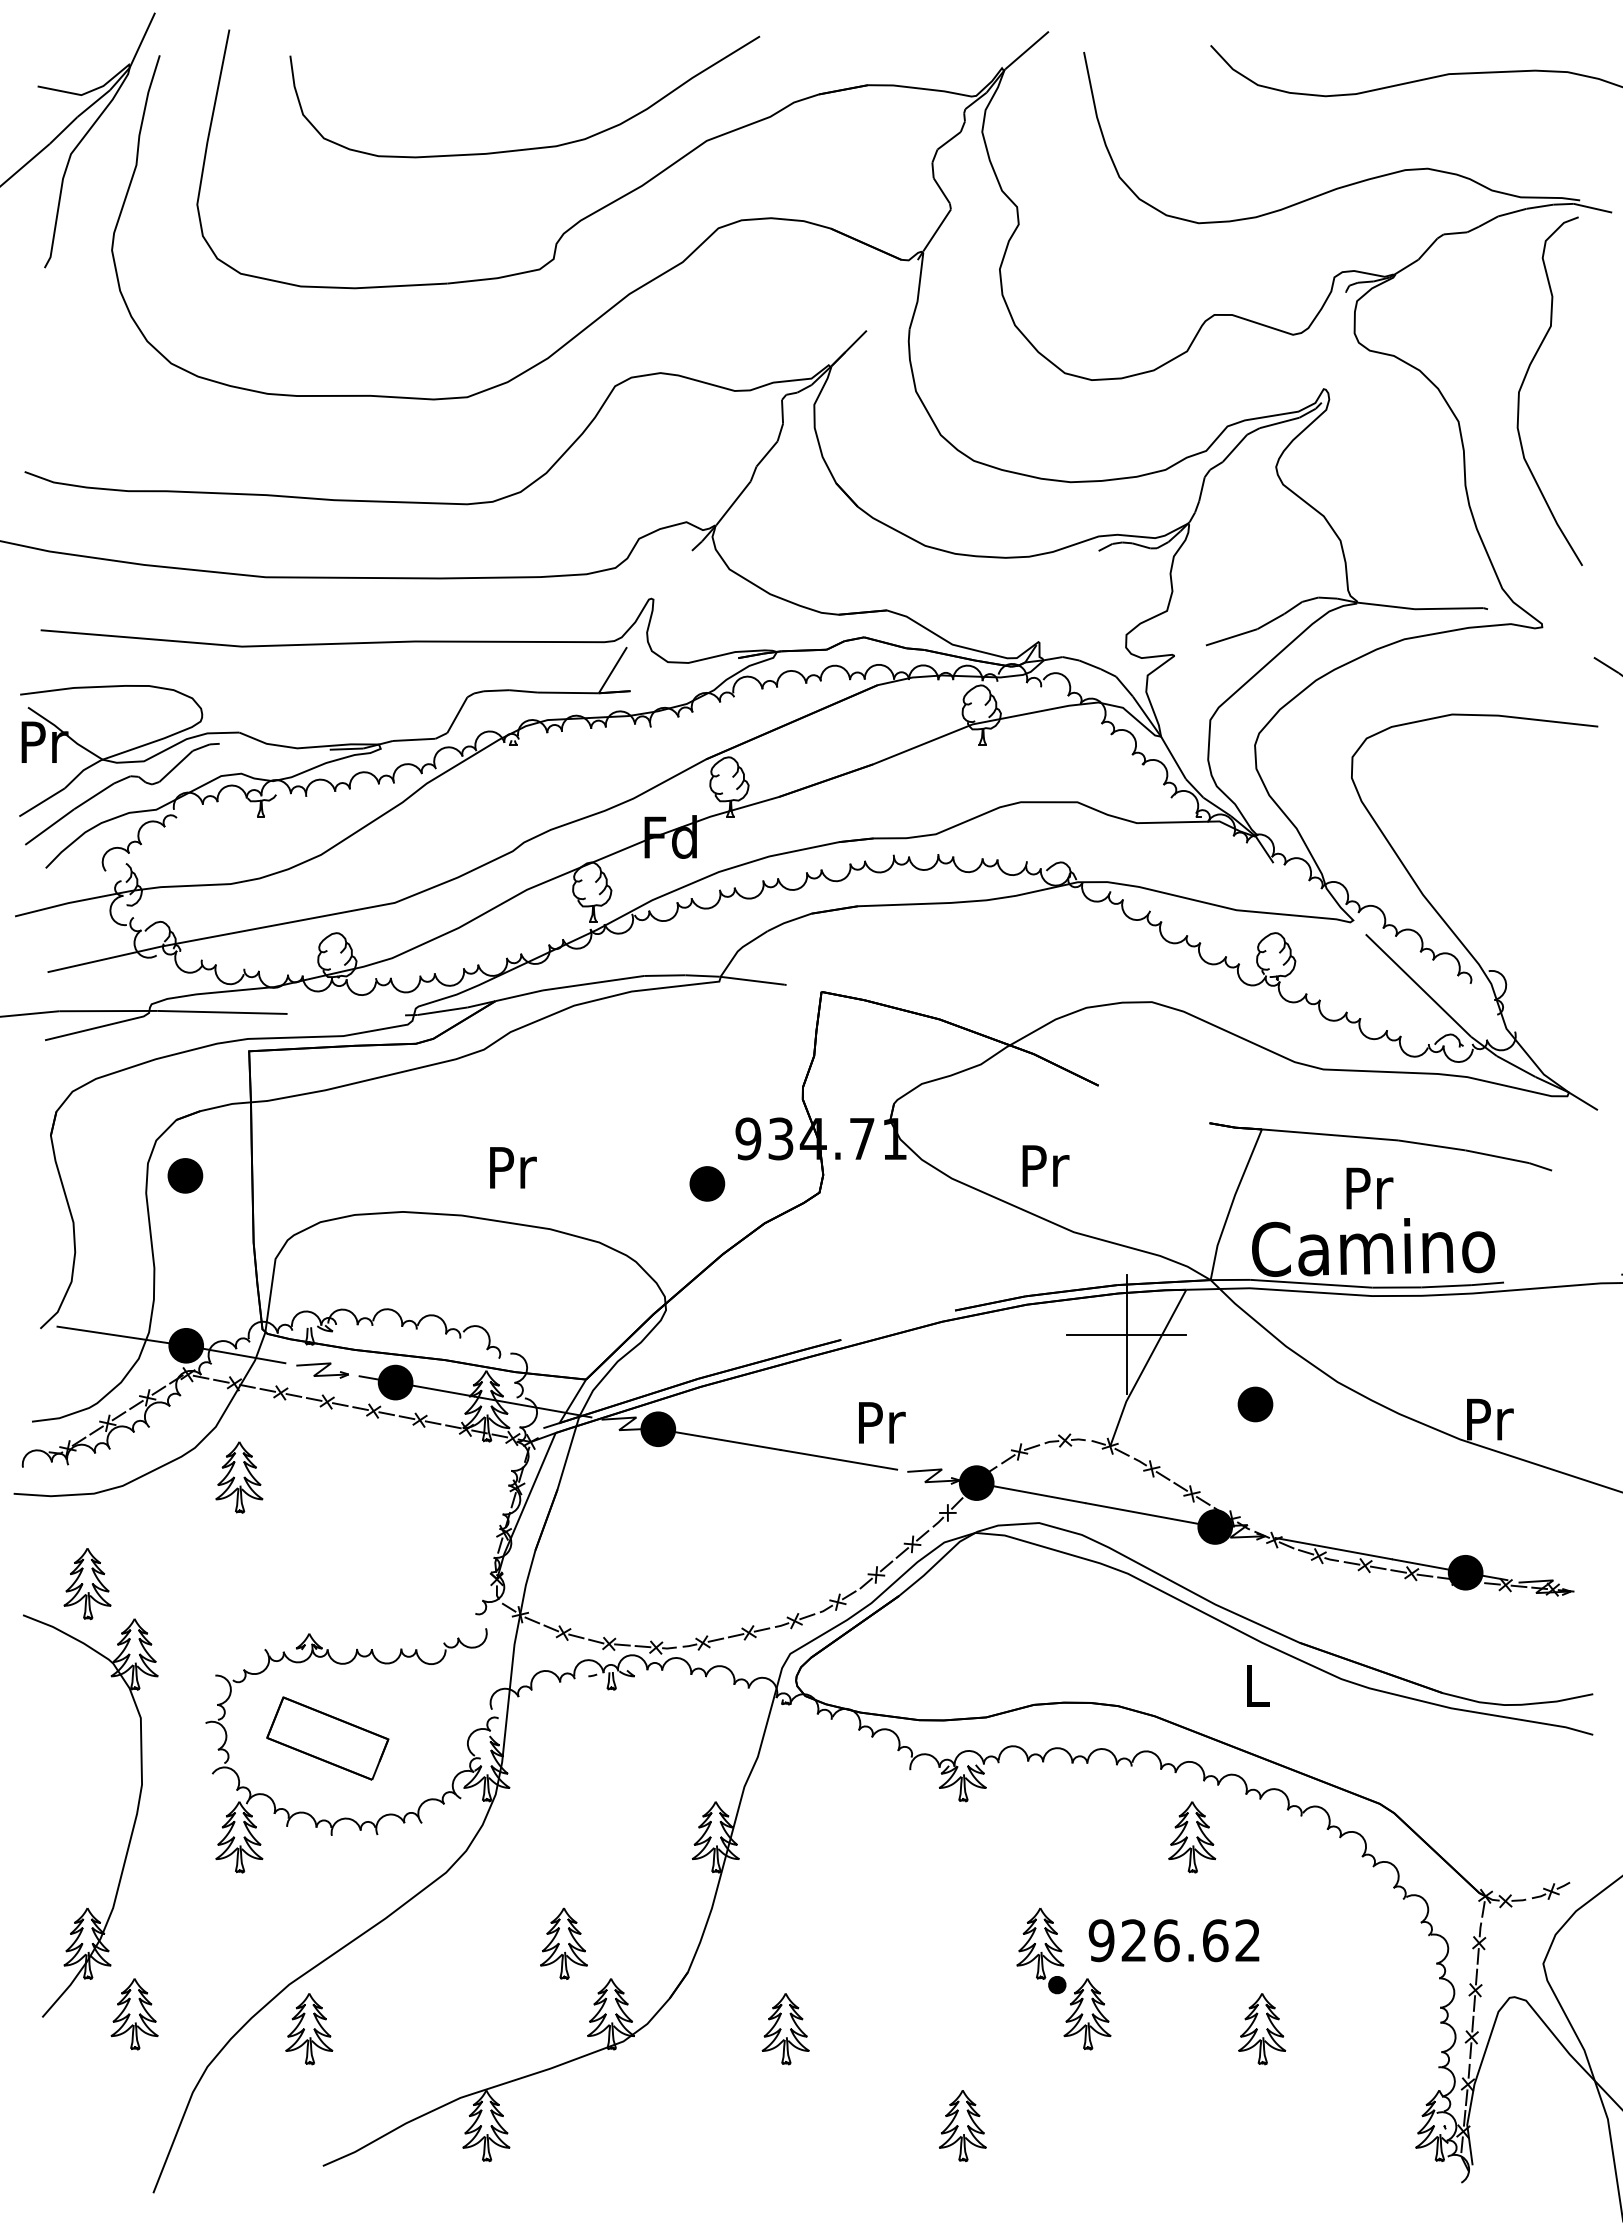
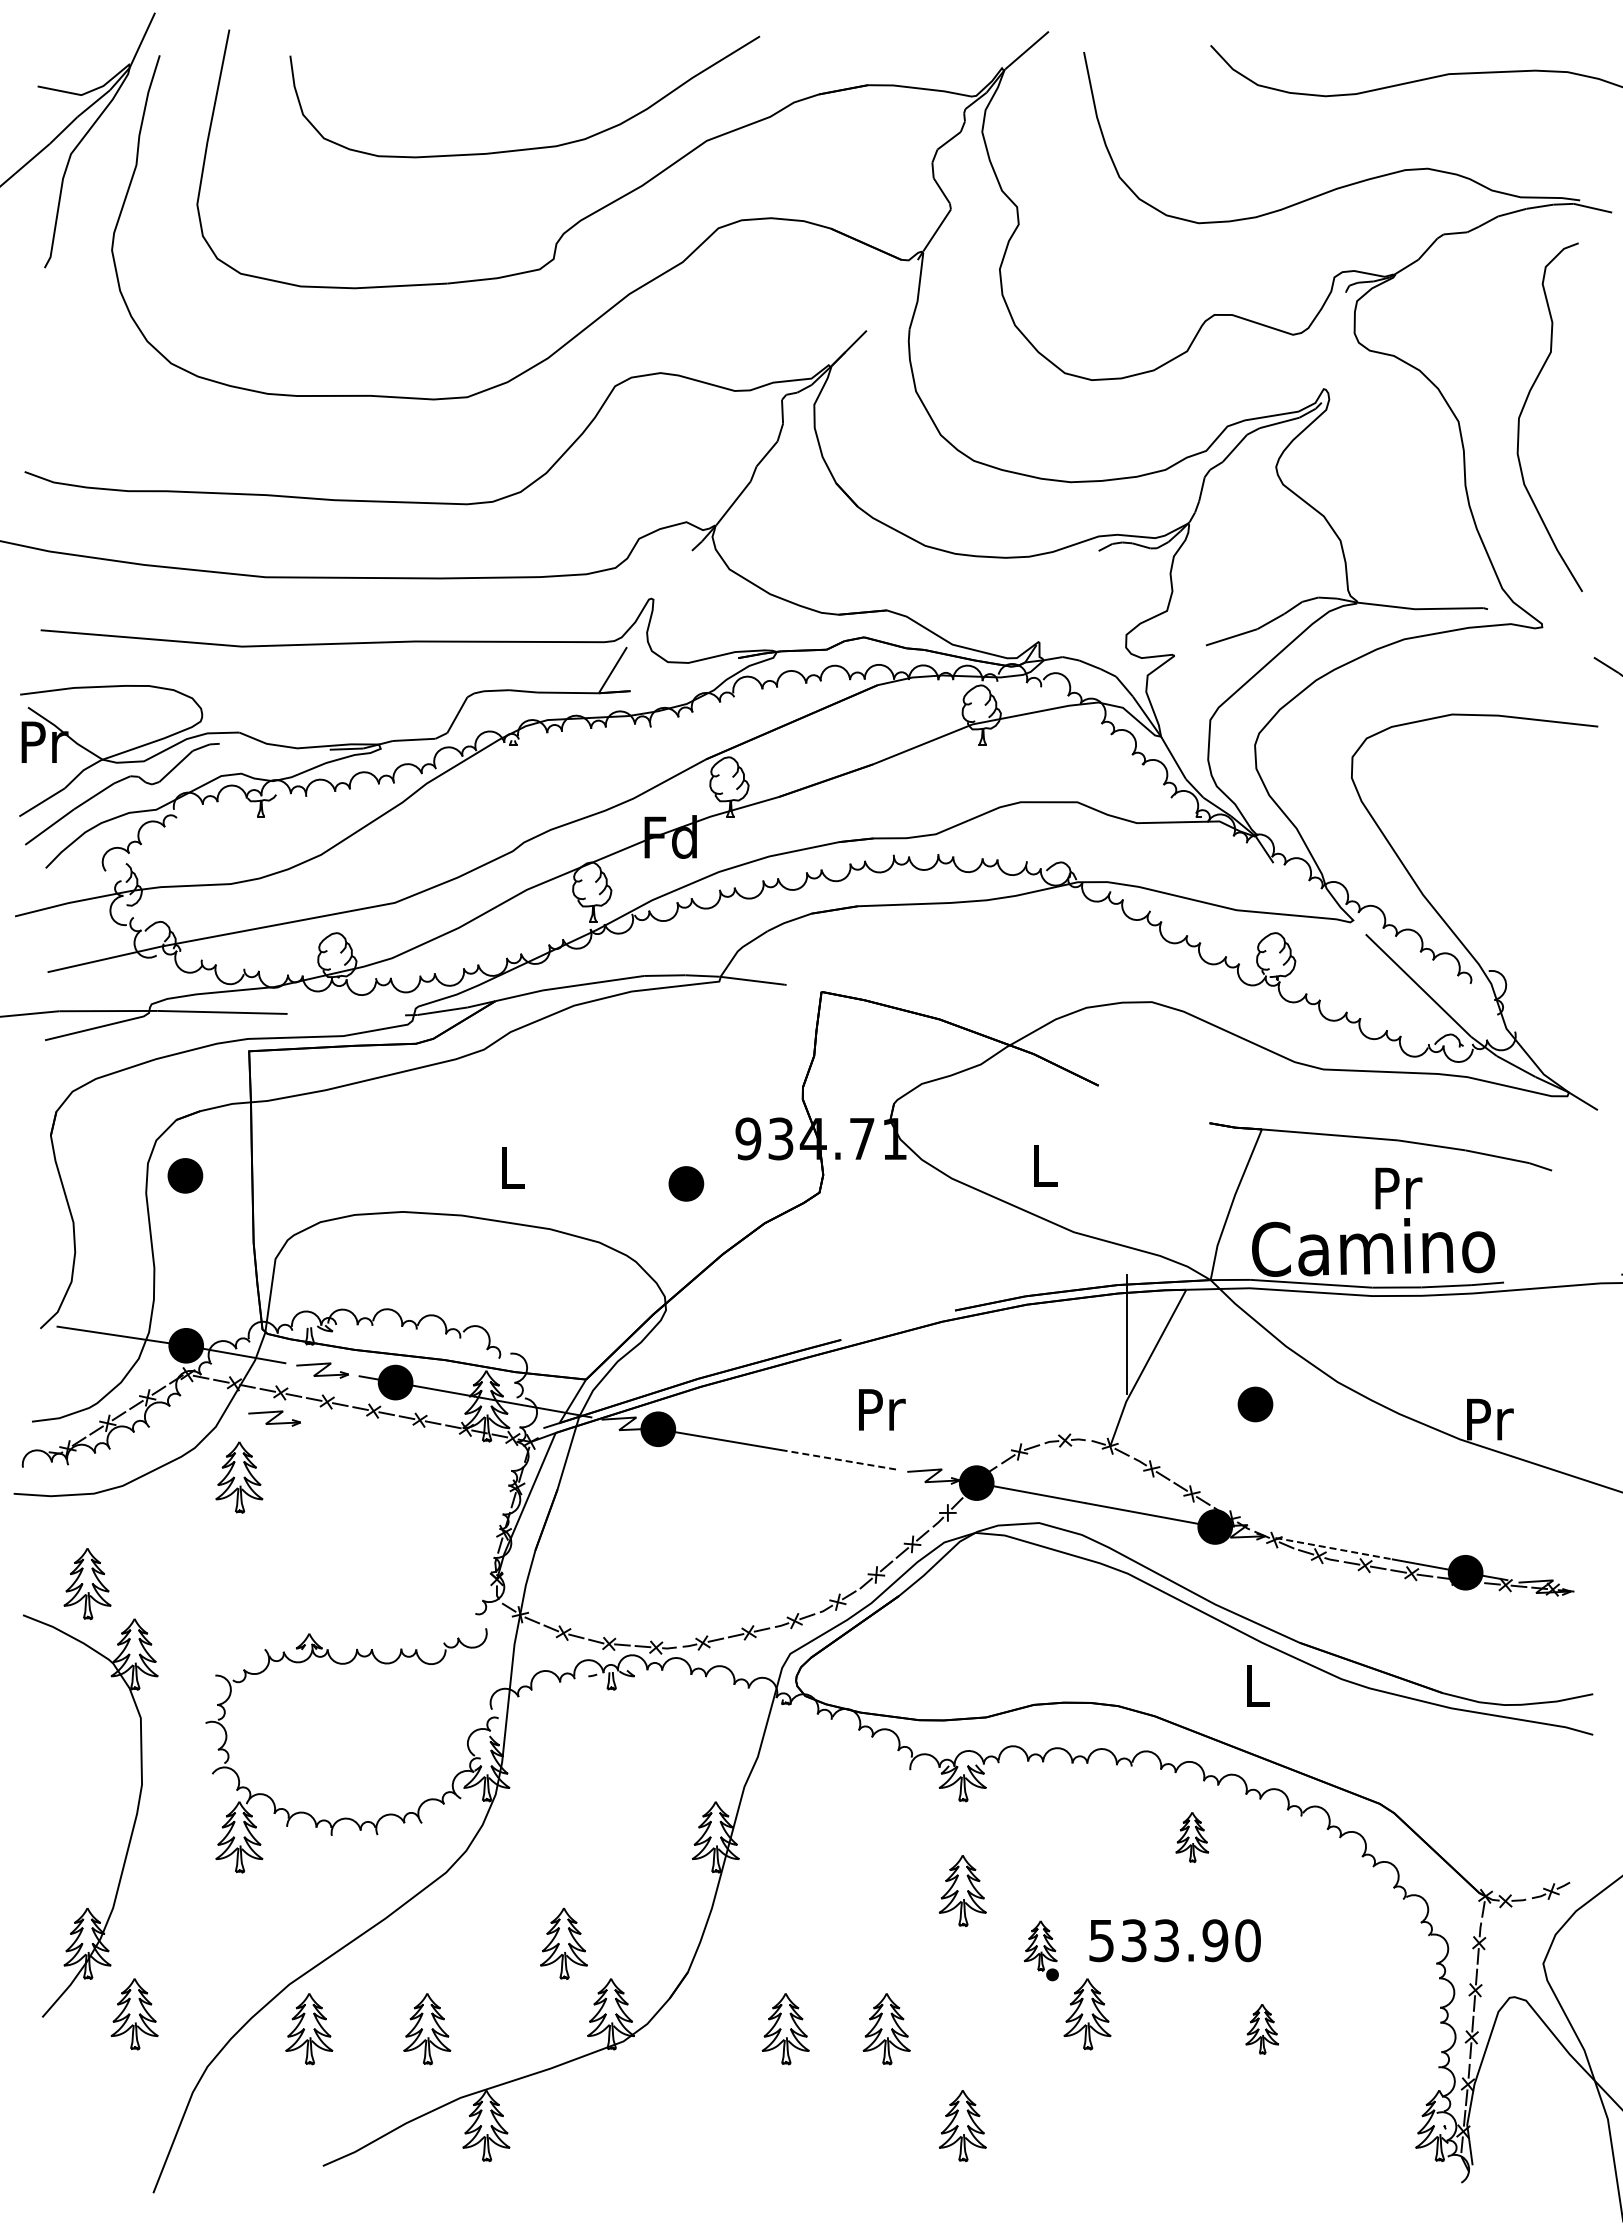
curve position: (1525, 379) -> (1525, 405) (1525, 405)
text: Pr -> L (1045, 1165)
text: Pr -> L (513, 1167)
part position: (707, 1183) -> (686, 1183) (686, 1183)
text position: (1369, 1188) -> (1398, 1188) (1398, 1188)
line: present -> none (1126, 1334)
part: none -> present (274, 1418)
text position: (882, 1422) -> (882, 1409) (882, 1409)
line: solid -> dashed (839, 1459)
line: solid -> dashed (1334, 1548)
part: present -> none (327, 1738)
part size: 49x73 px -> 35x52 px (1192, 1837)
part: none -> present (962, 1890)
text: 926.62 -> 533.90 (1174, 1940)
part size: 51x88 px -> 36x62 px (1040, 1950)
part: none -> present (427, 2029)
part: none -> present (886, 2029)
part size: 49x73 px -> 34x51 px (1261, 2029)
